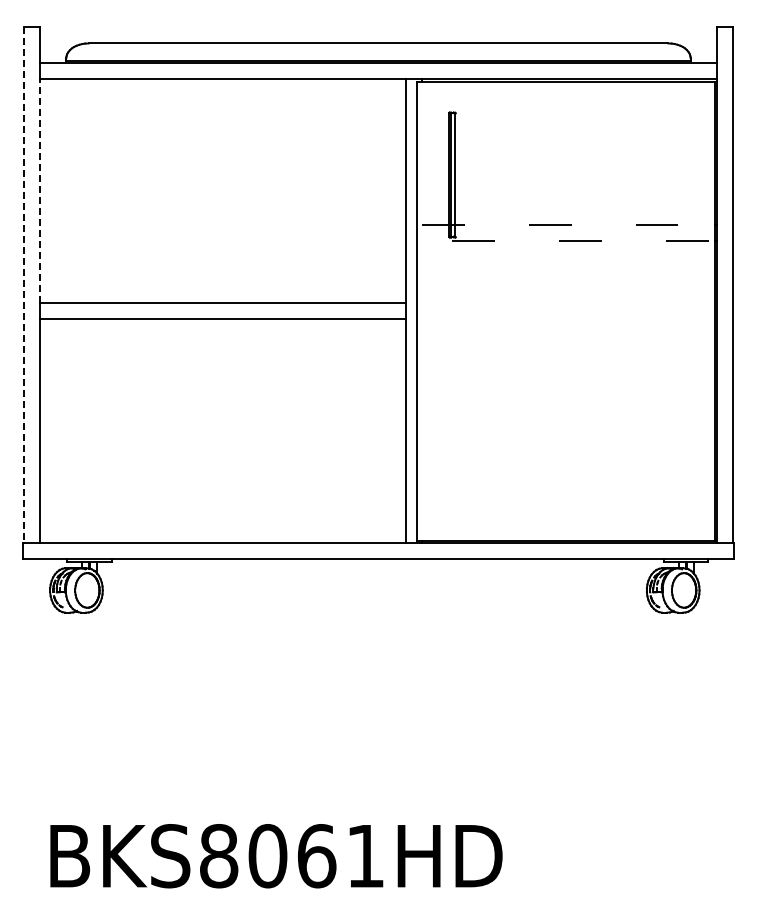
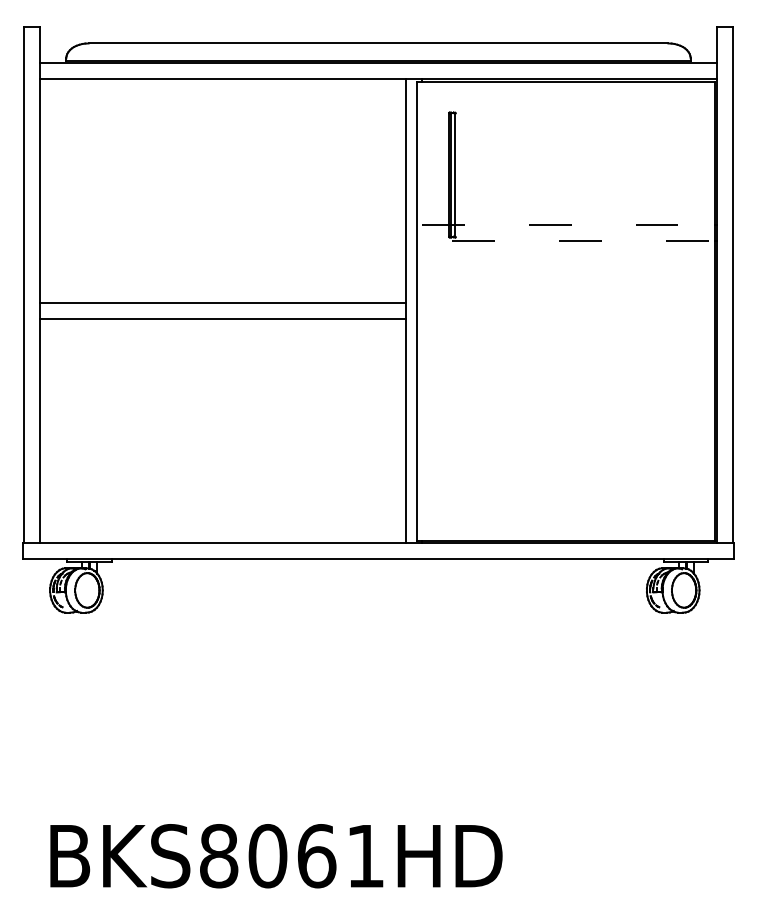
line: dashed -> solid (39, 190)
line: dashed -> solid (23, 285)
